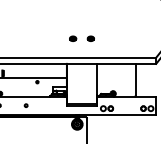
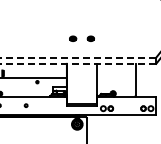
line: solid -> dashed (78, 57)
line: solid -> dashed (78, 63)
